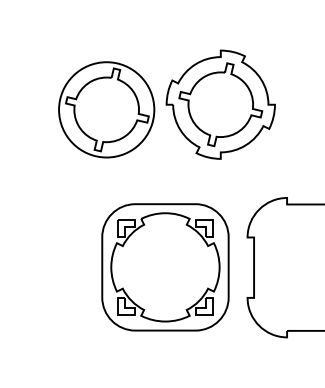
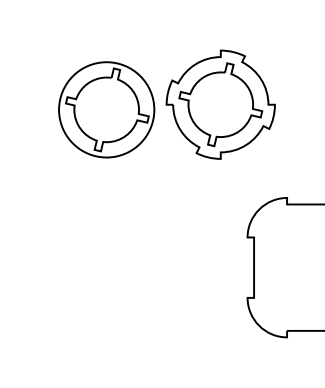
part: present -> none (165, 267)
